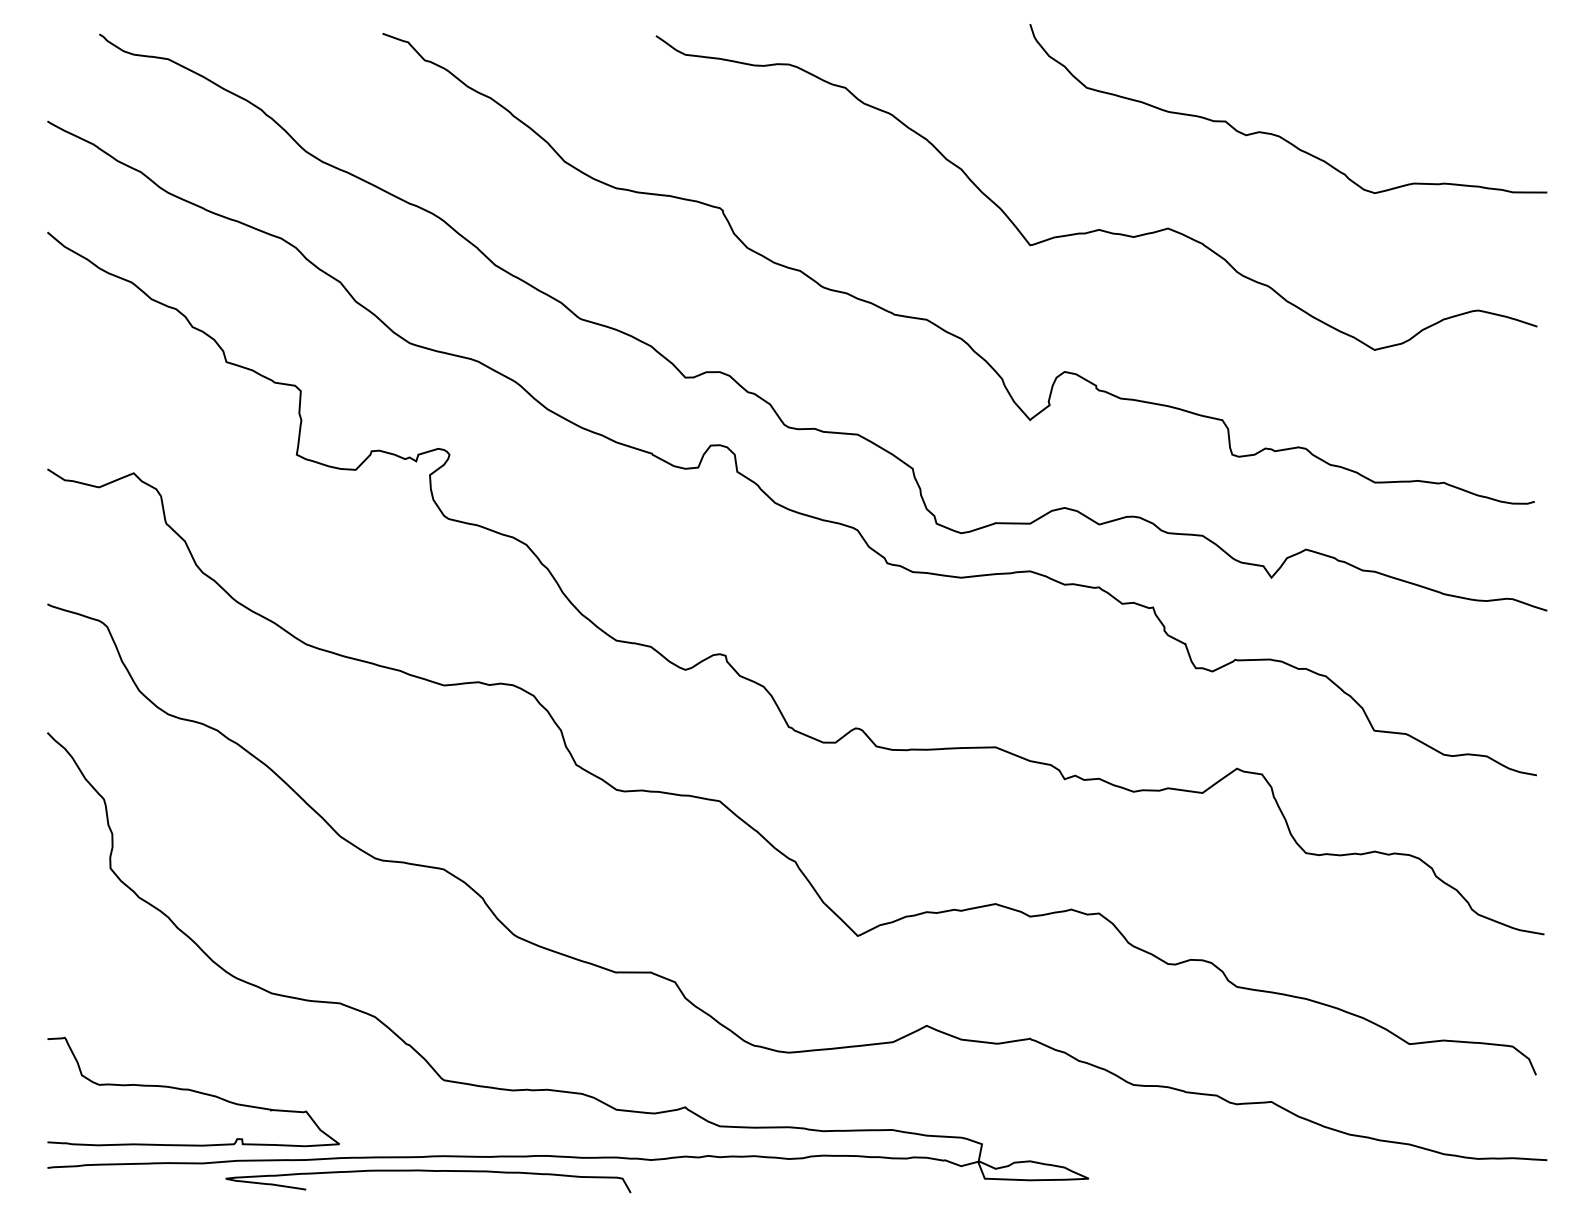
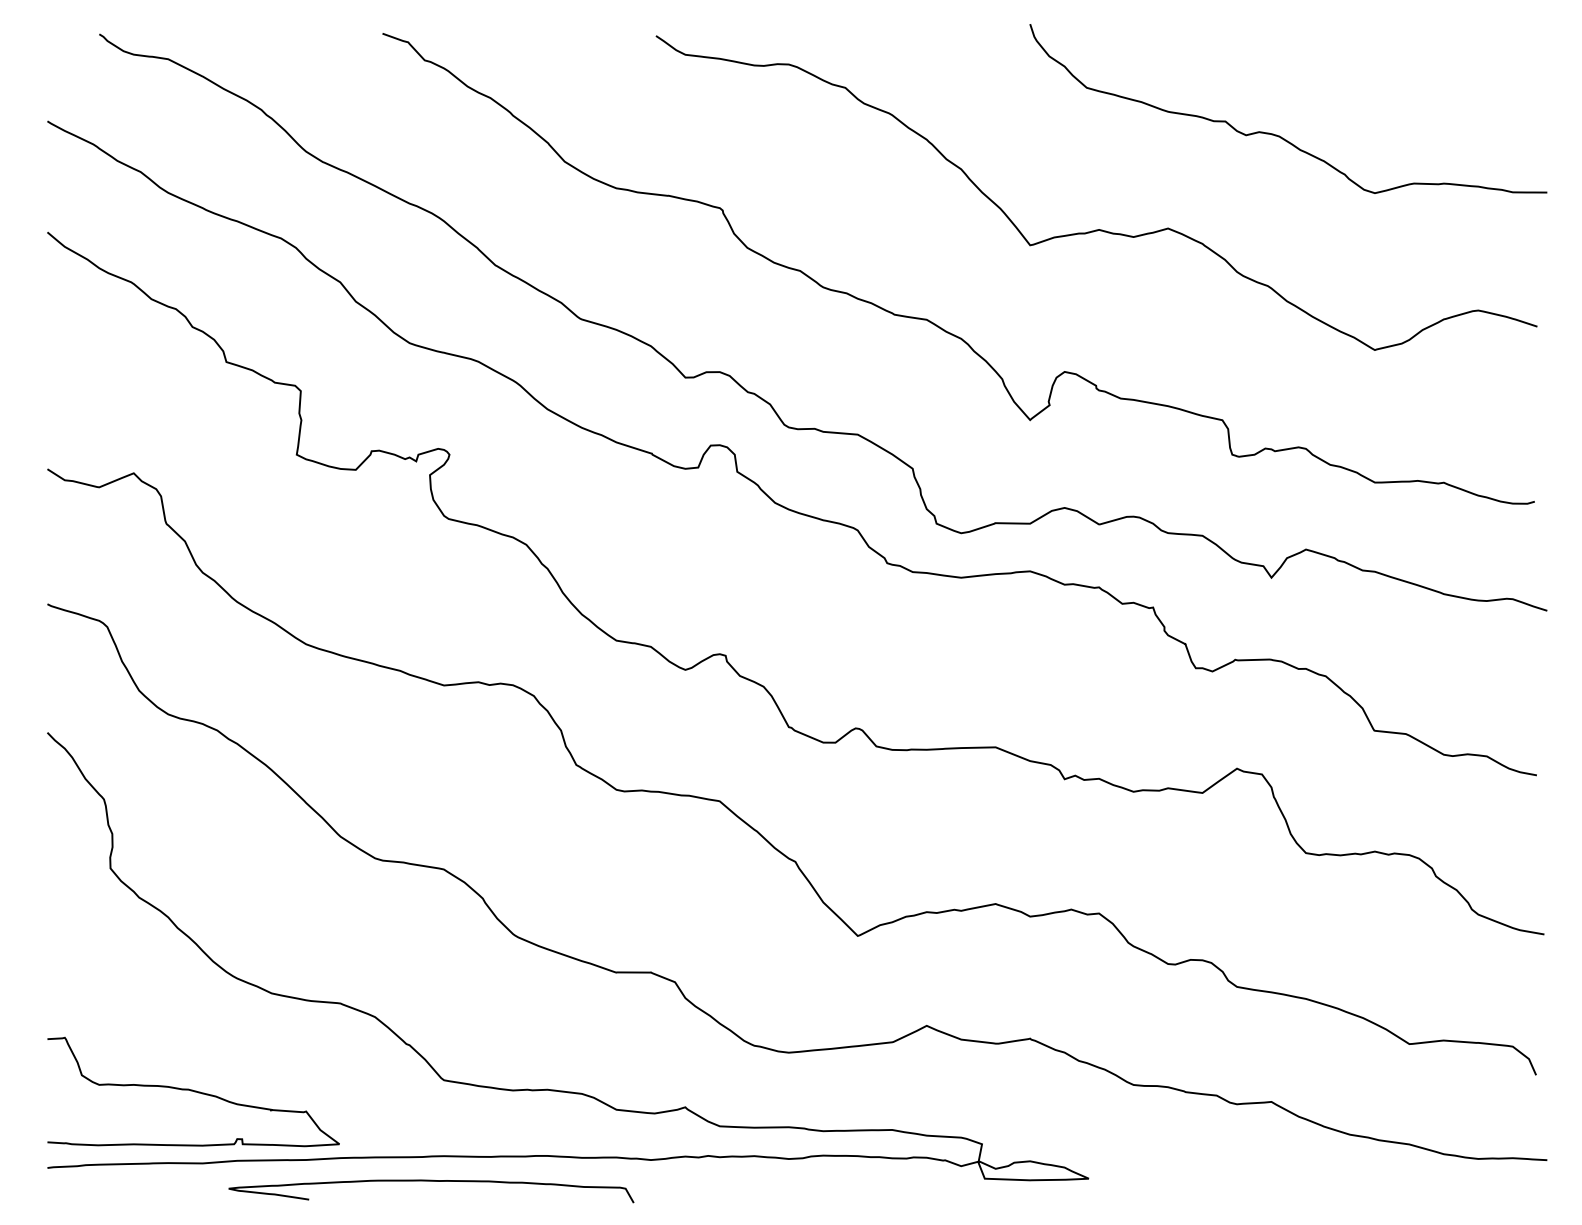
curve position: (428, 1171) -> (431, 1181) (431, 1181)
